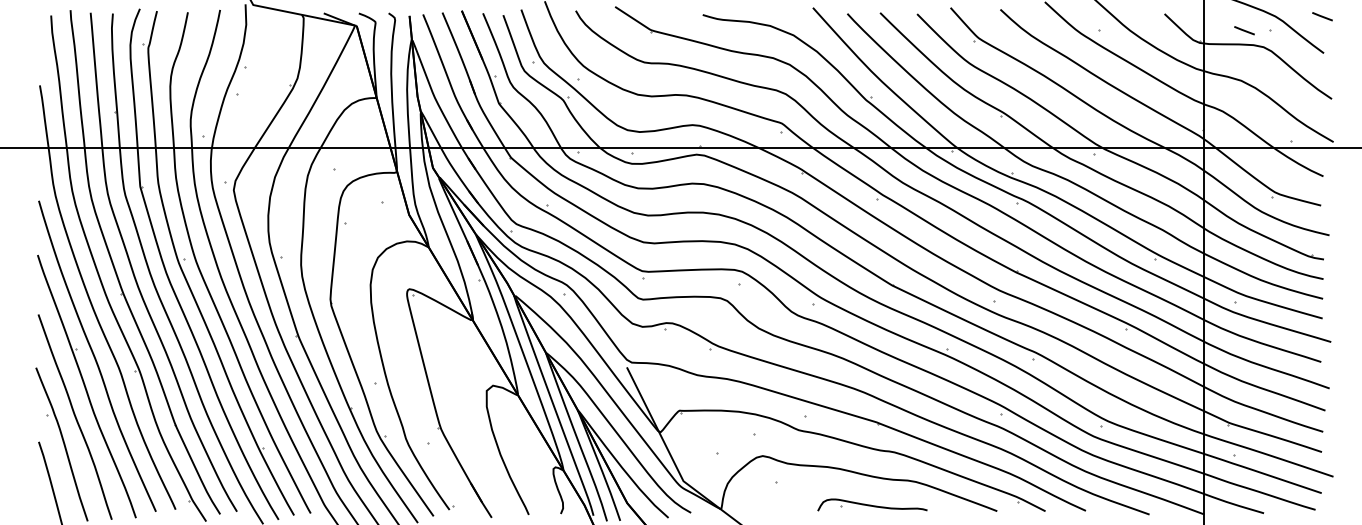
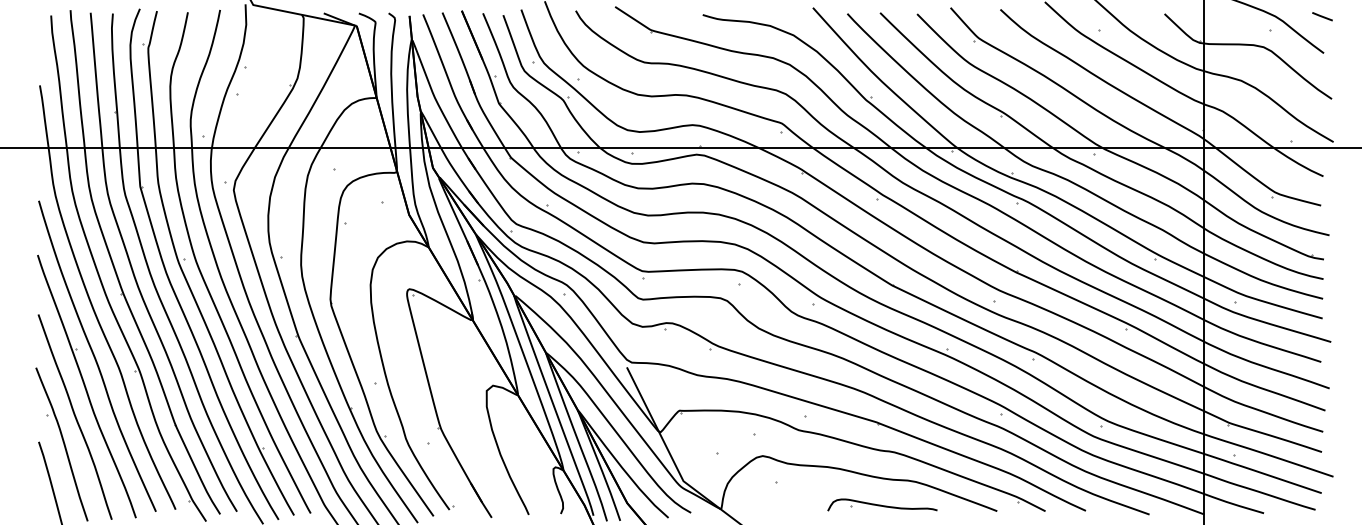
line: present -> none (1244, 30)
part position: (872, 504) -> (882, 504) (882, 504)
